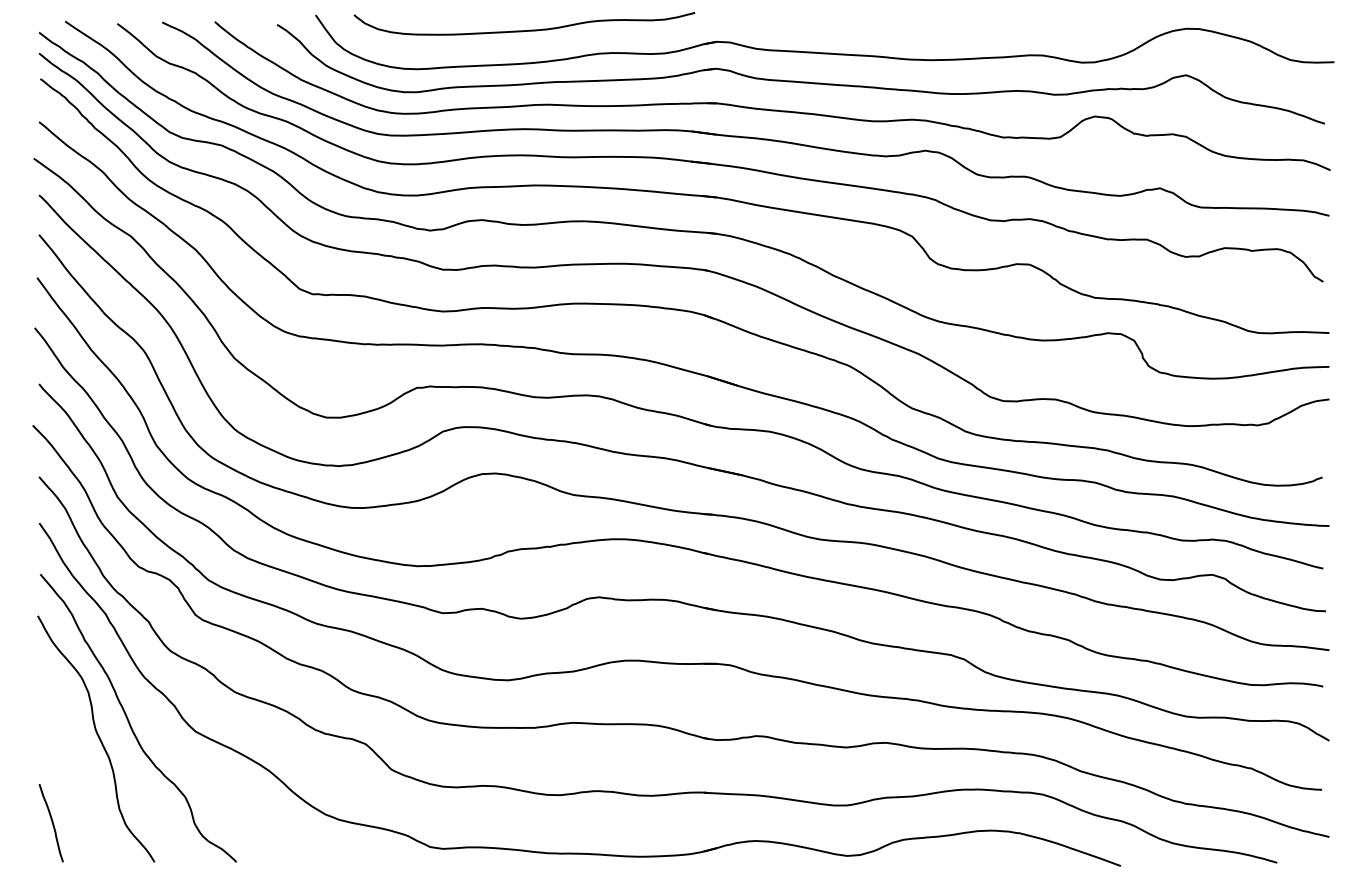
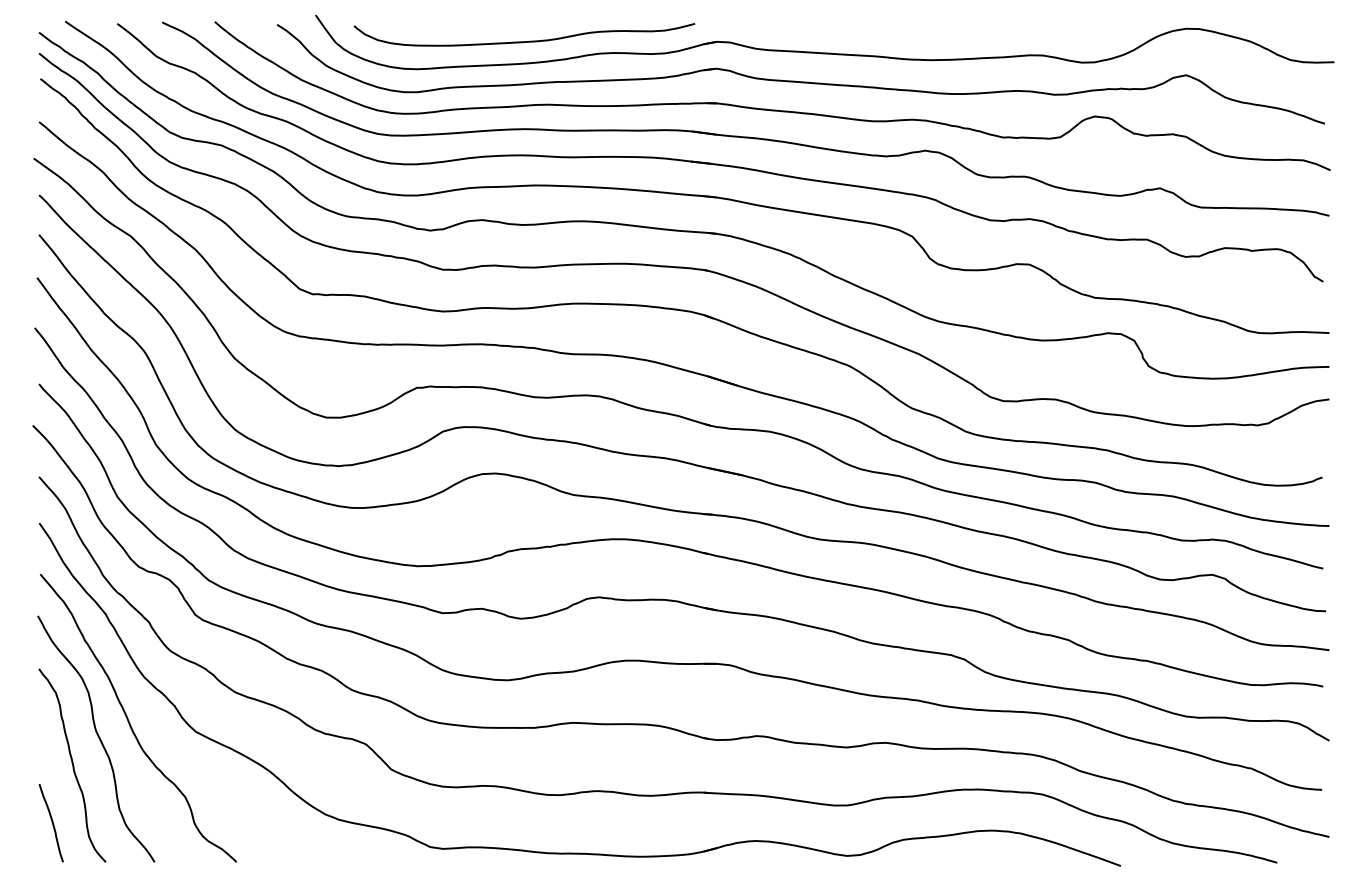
curve position: (524, 30) -> (524, 41) (524, 41)
curve: none -> present (72, 765)
